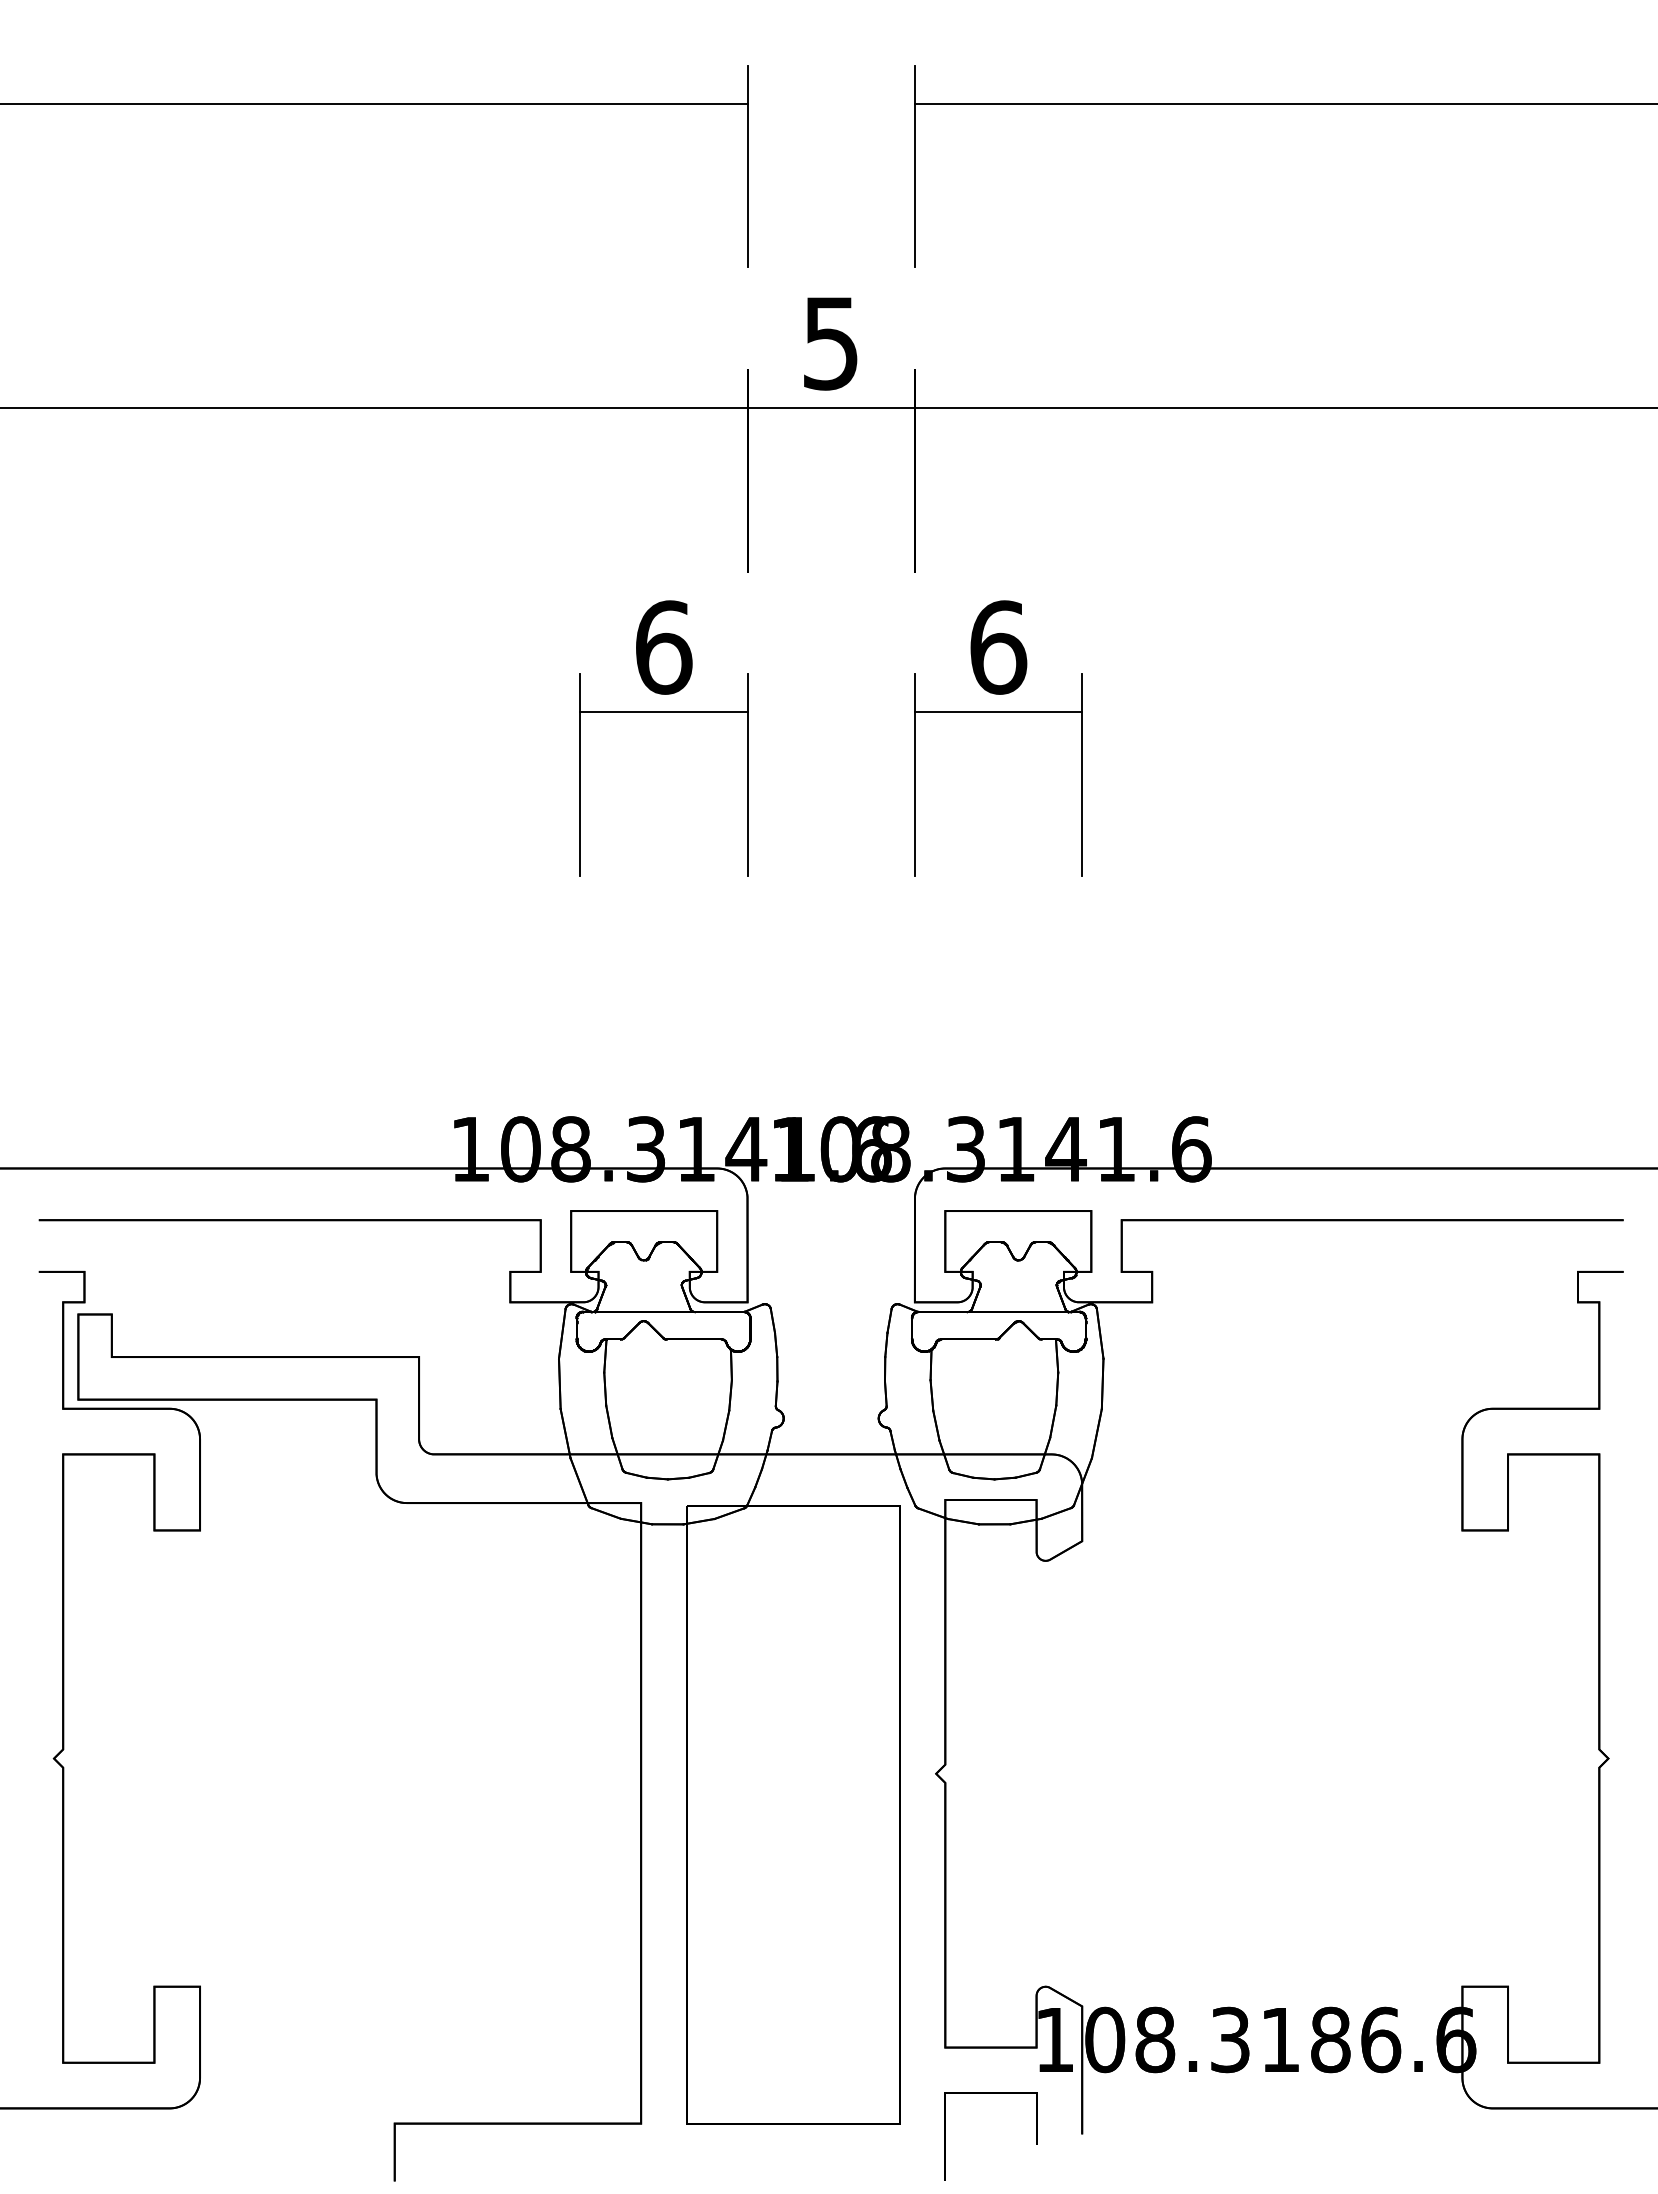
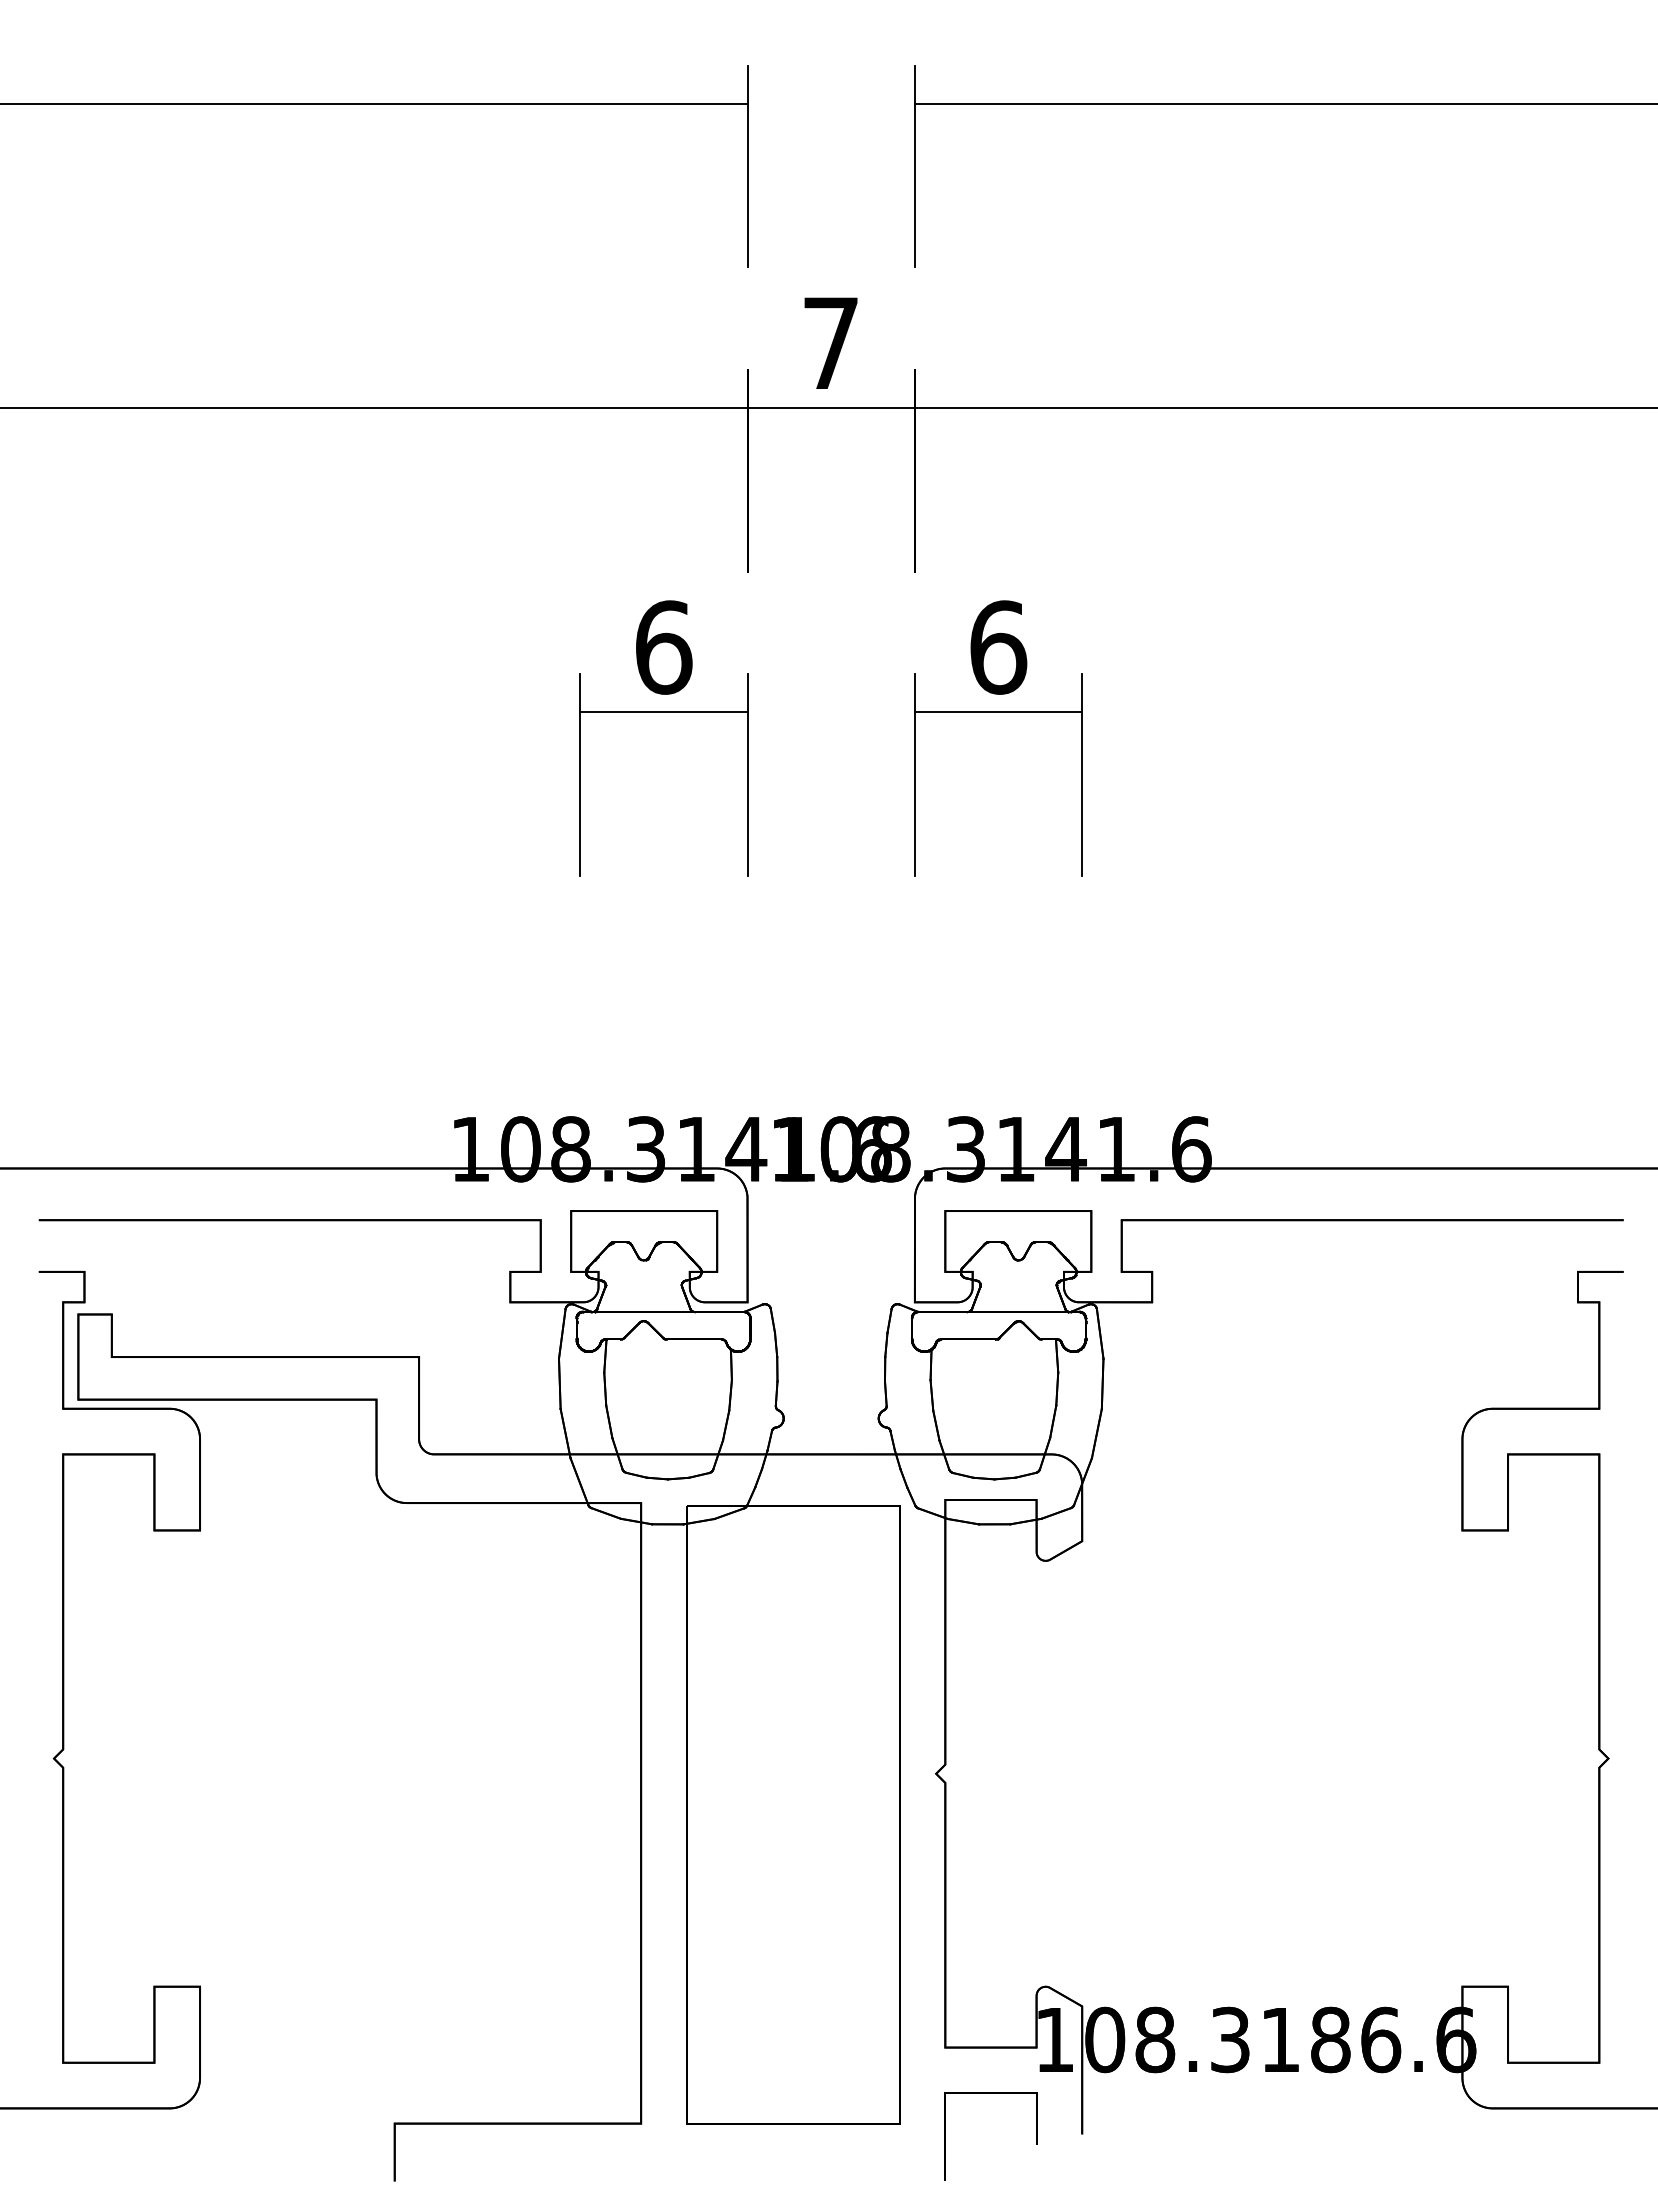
text: 5 -> 7 (830, 343)
